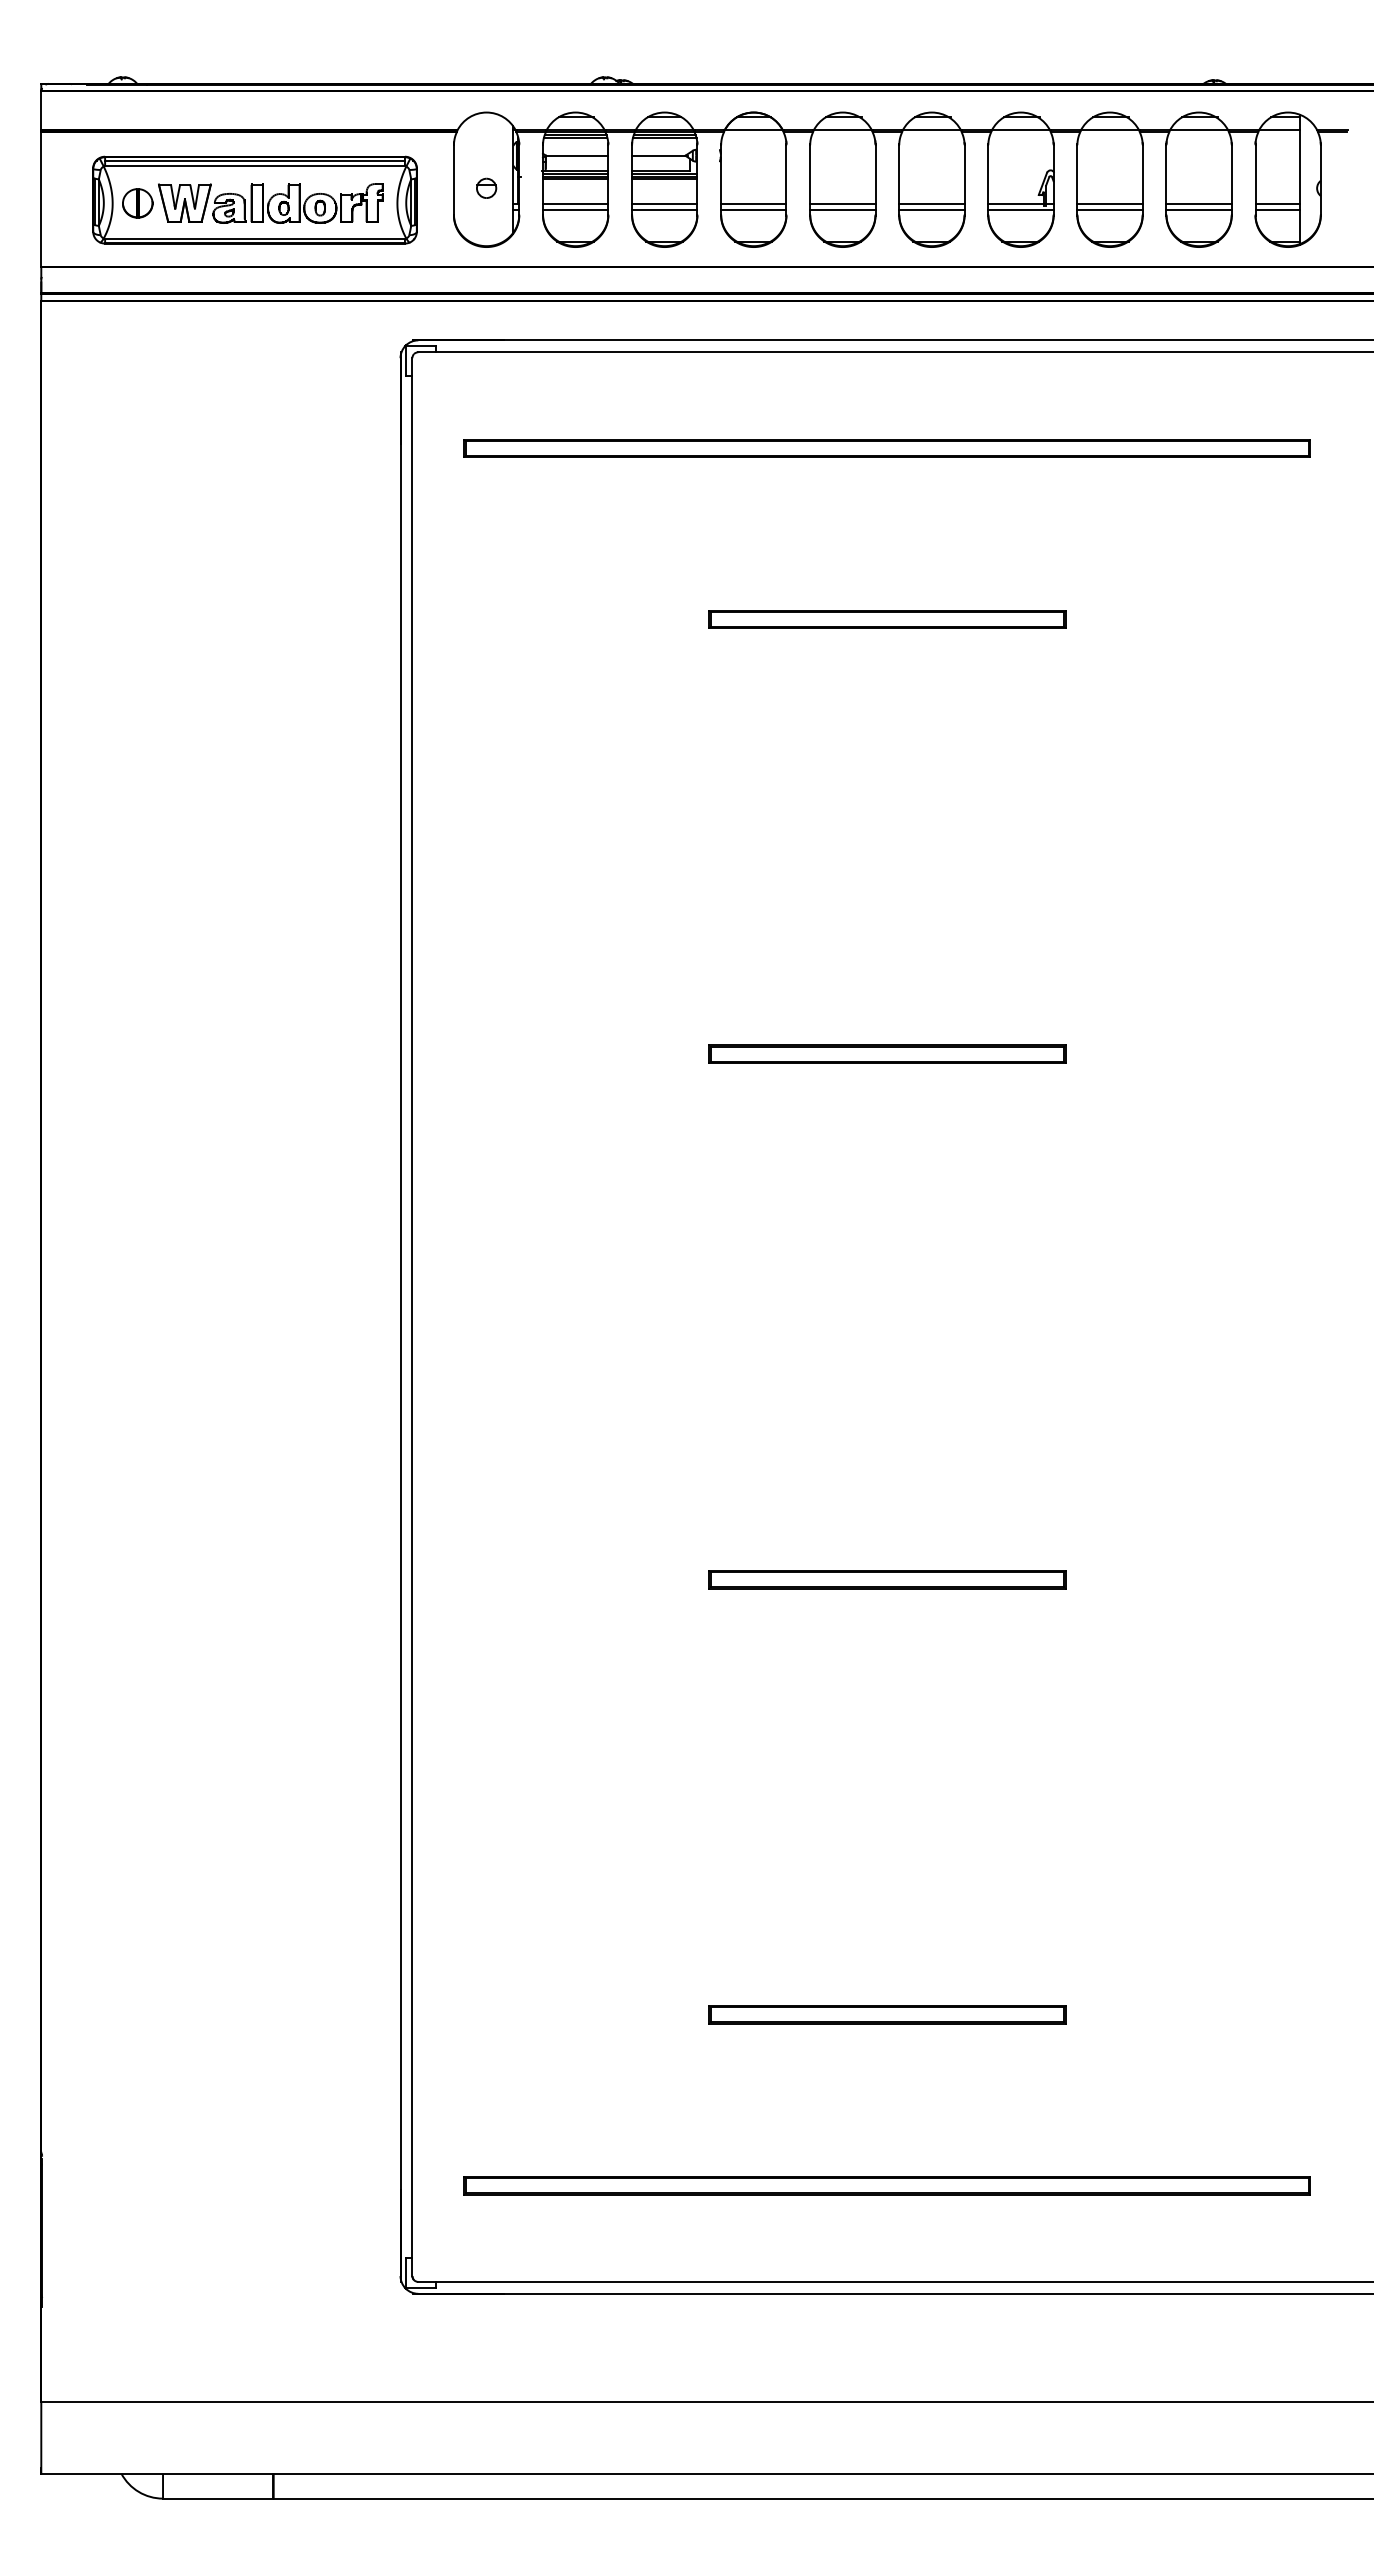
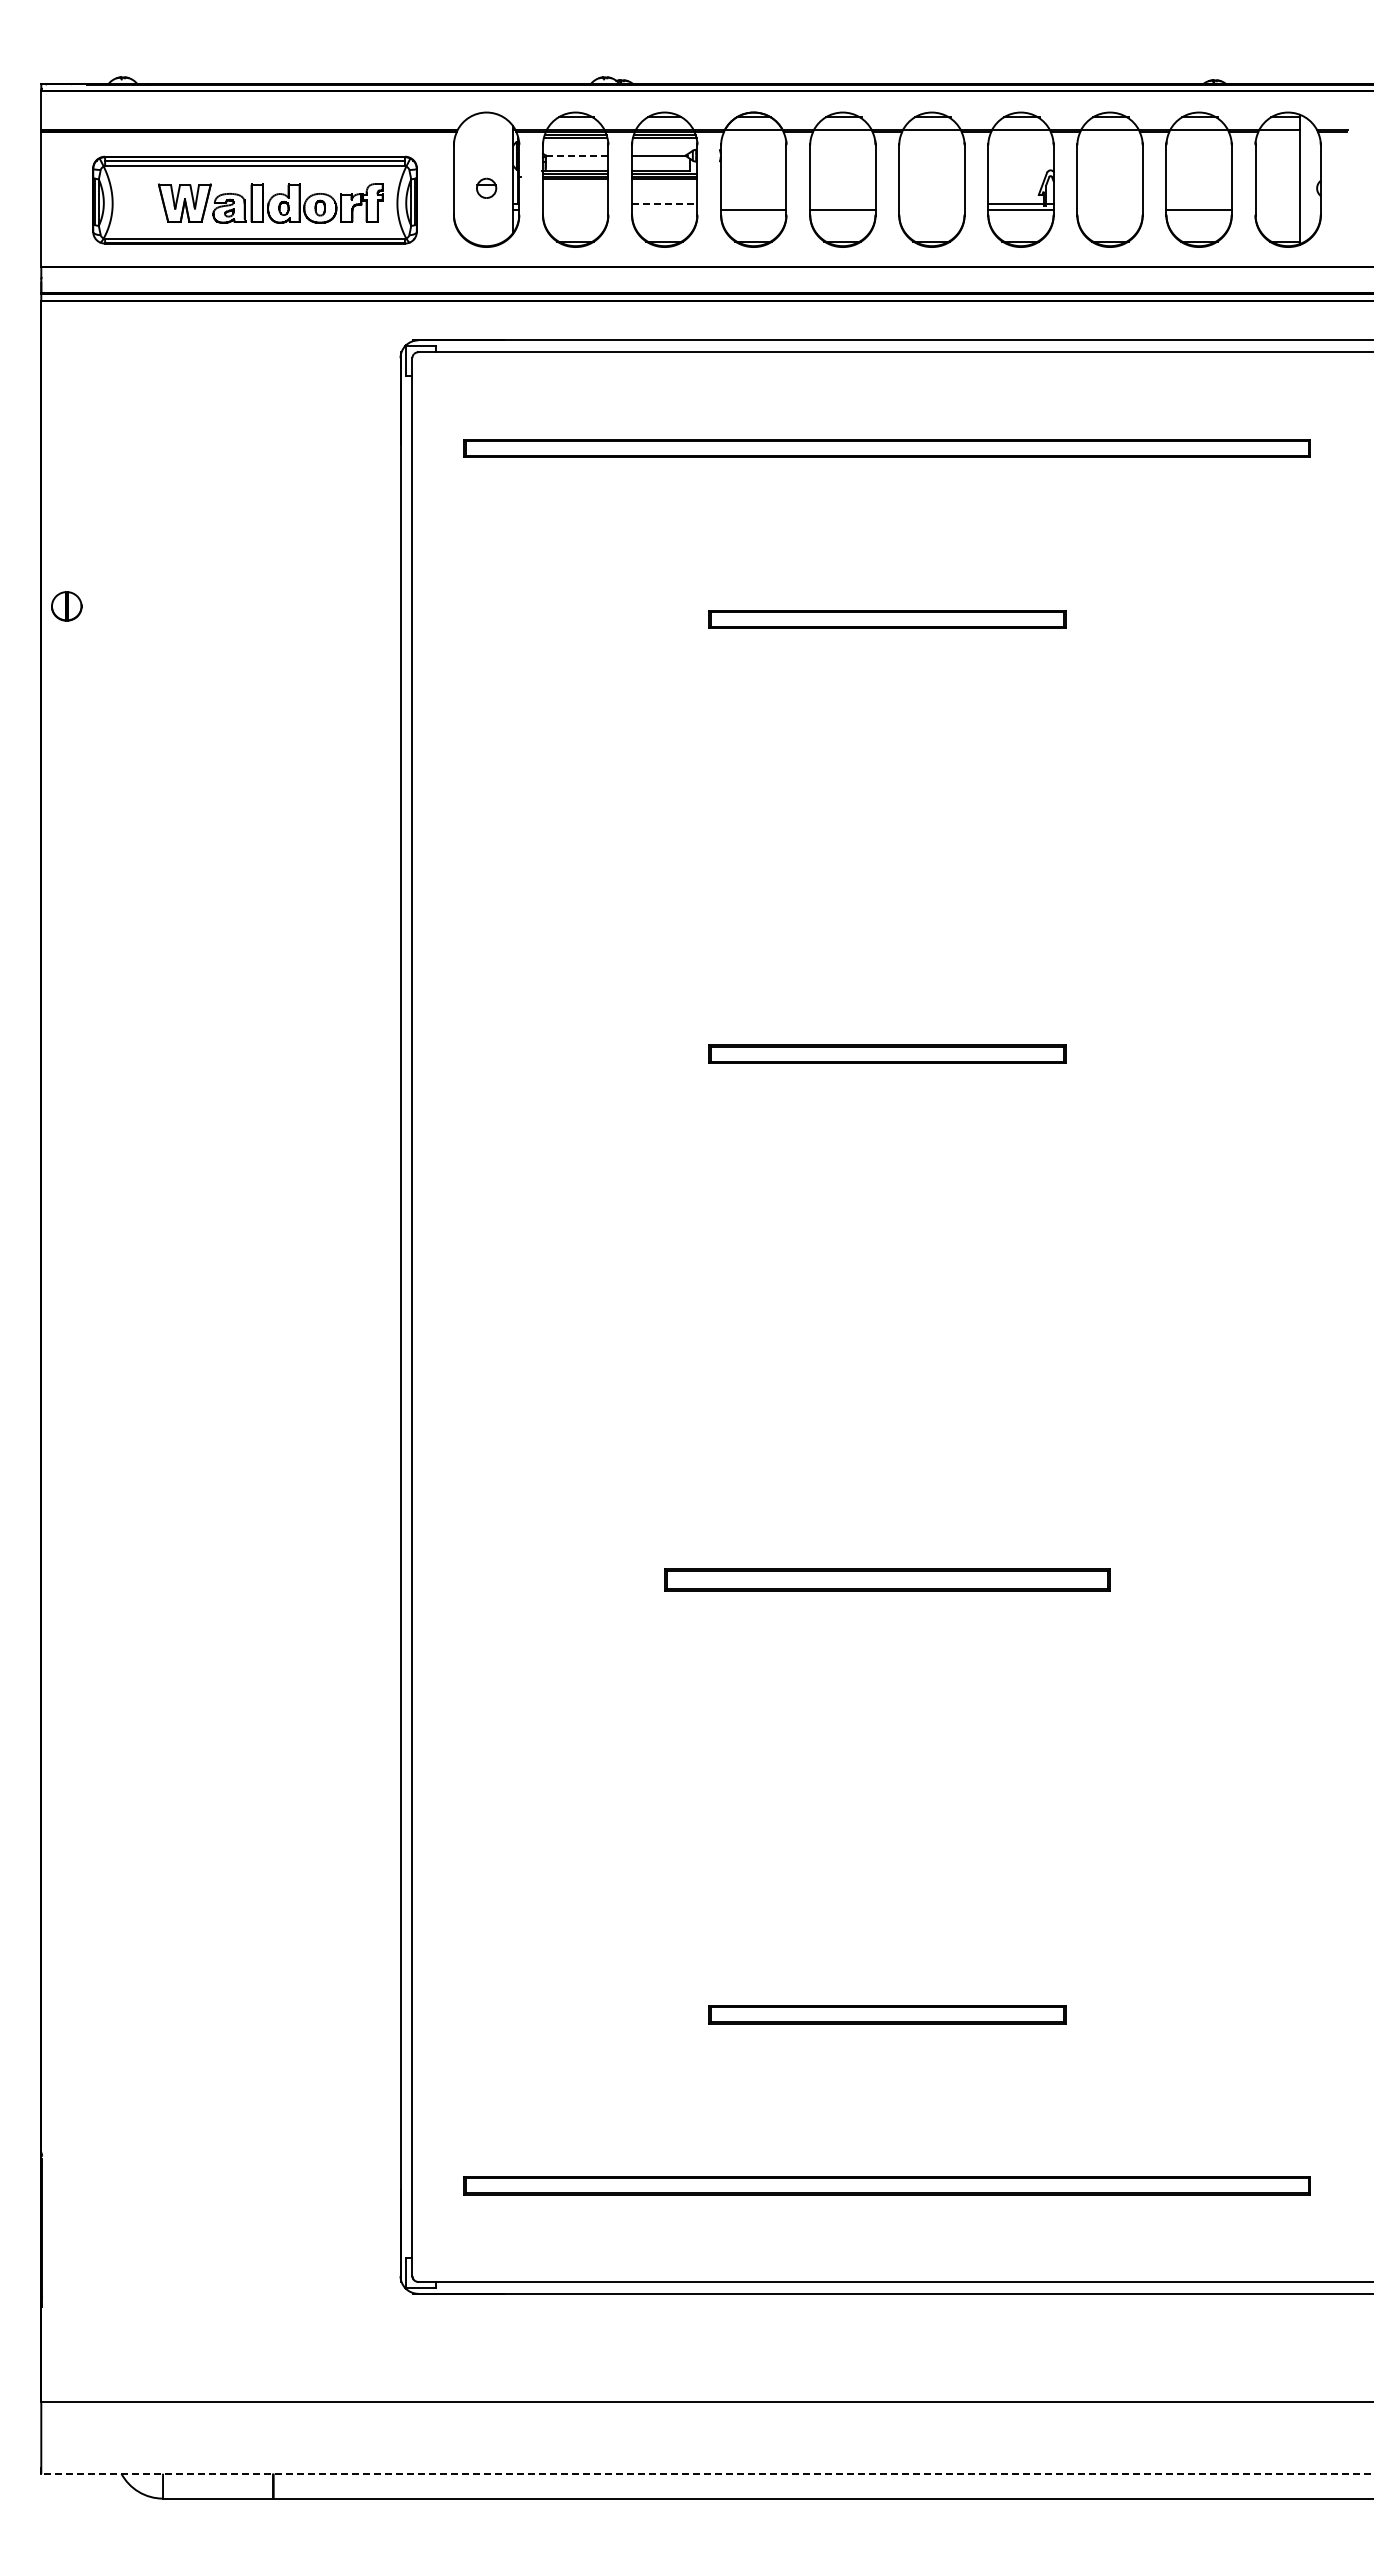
line: solid -> dashed (577, 155)
part position: (137, 203) -> (66, 606) (66, 606)
line: present -> none (575, 204)
line: solid -> dashed (664, 204)
line: present -> none (753, 204)
line: present -> none (842, 204)
line: present -> none (931, 204)
line: present -> none (1109, 204)
line: present -> none (1198, 204)
line: present -> none (1277, 204)
line: present -> none (575, 210)
line: present -> none (664, 210)
line: present -> none (931, 210)
line: present -> none (1109, 210)
line: present -> none (1277, 210)
part size: 359x20 px -> 447x24 px (887, 1579)
line: solid -> dashed (707, 2473)
